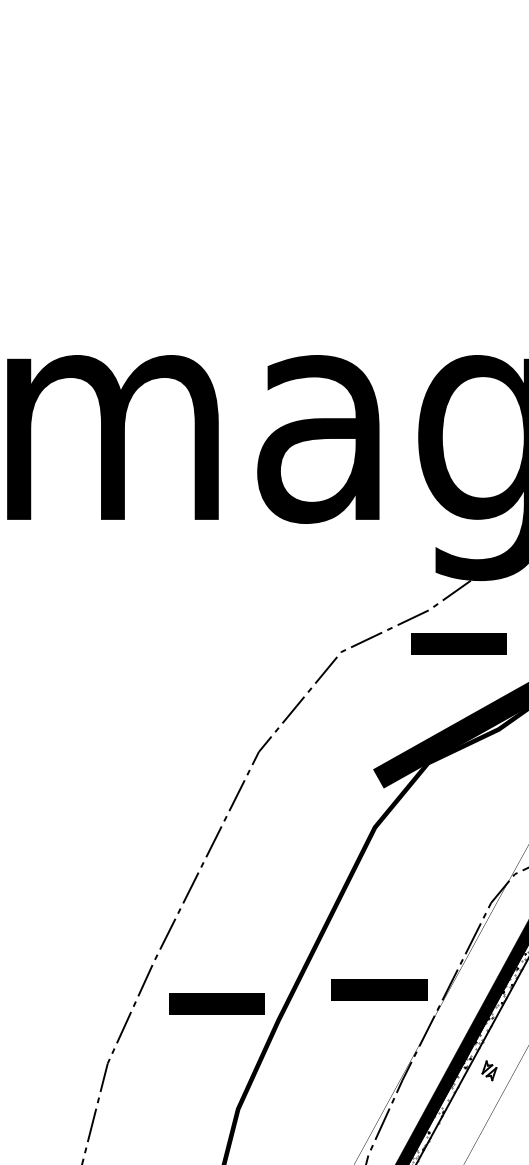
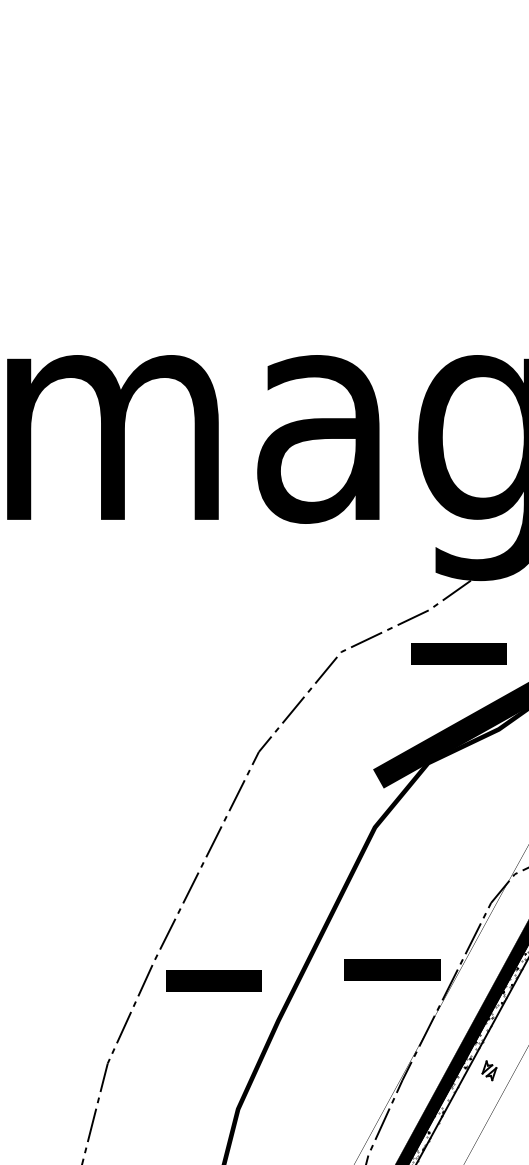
text position: (458, 643) -> (458, 653) (458, 653)
text position: (379, 989) -> (392, 969) (392, 969)
text position: (216, 1003) -> (213, 980) (213, 980)
